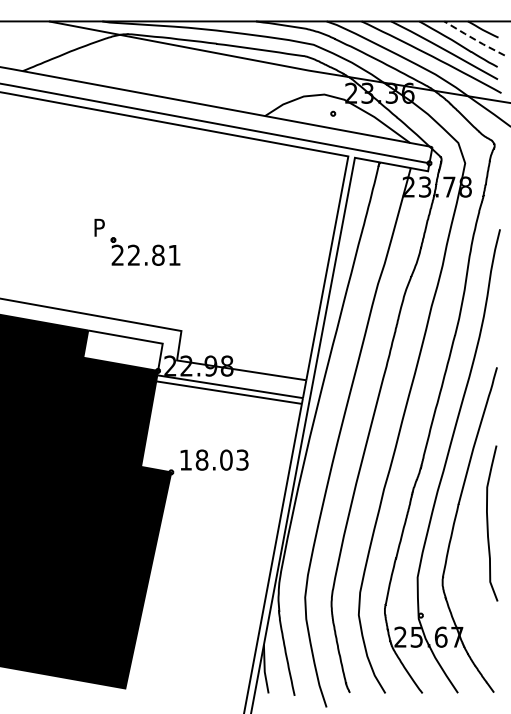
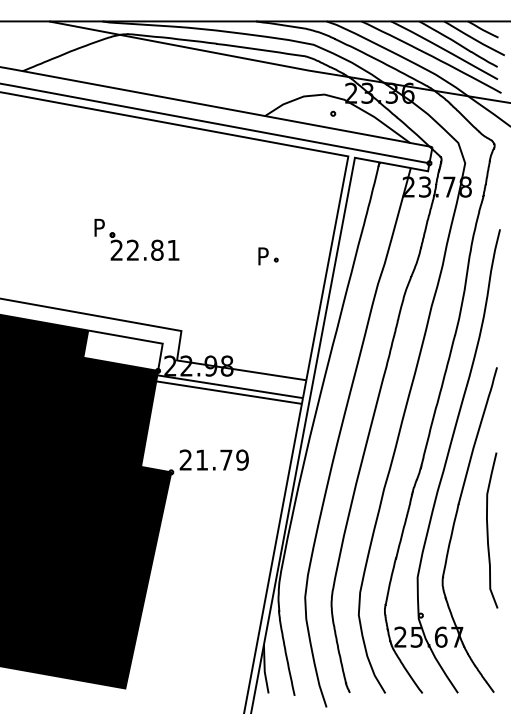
line: dashed -> solid (473, 38)
part position: (145, 251) -> (144, 246) (144, 246)
part: none -> present (268, 256)
text: 18.03 -> 21.79 (213, 459)
curve position: (488, 523) -> (488, 530) (488, 530)
